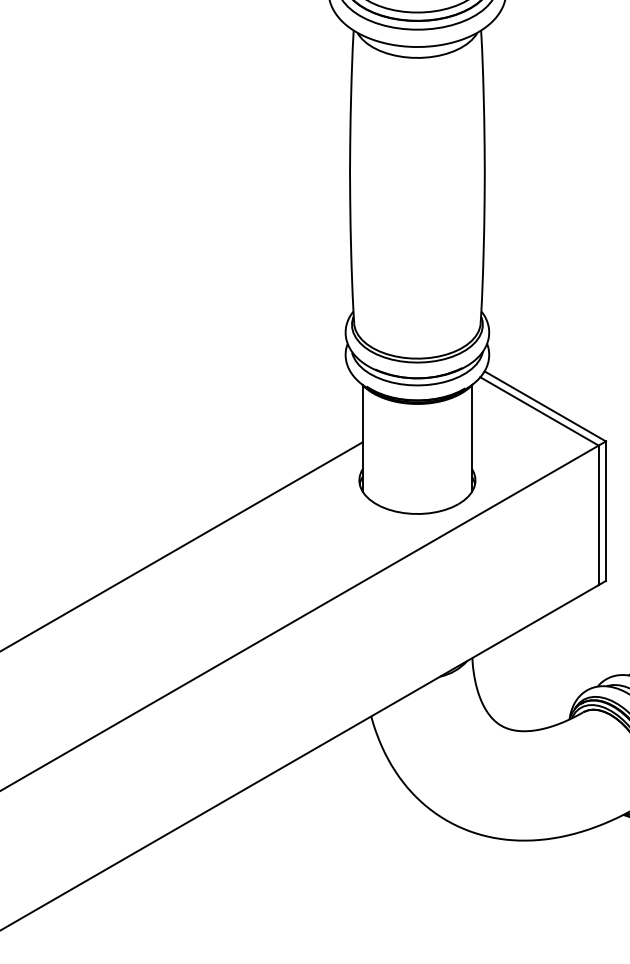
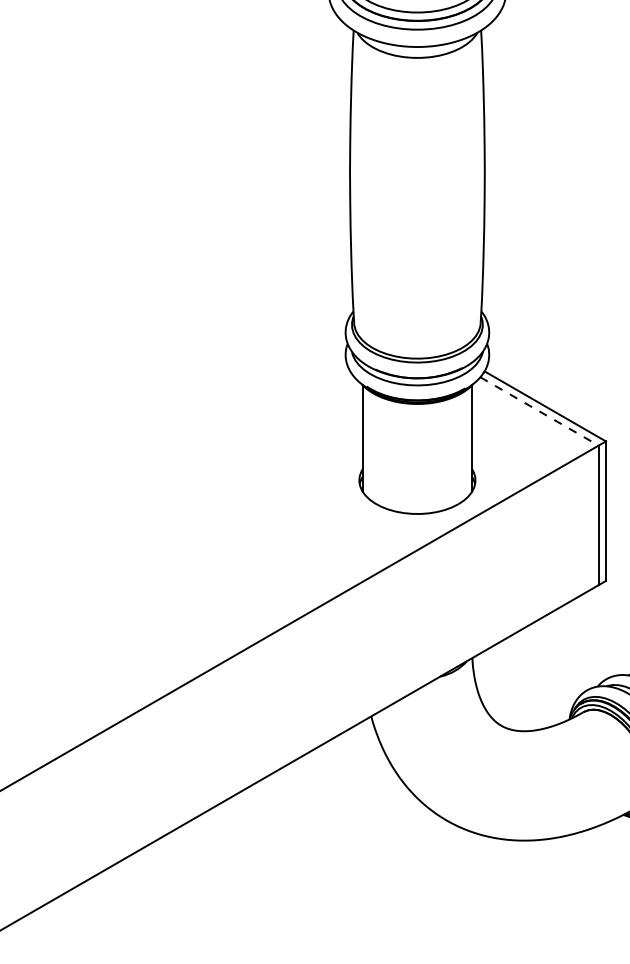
line: solid -> dashed (539, 411)
line: present -> none (182, 546)
